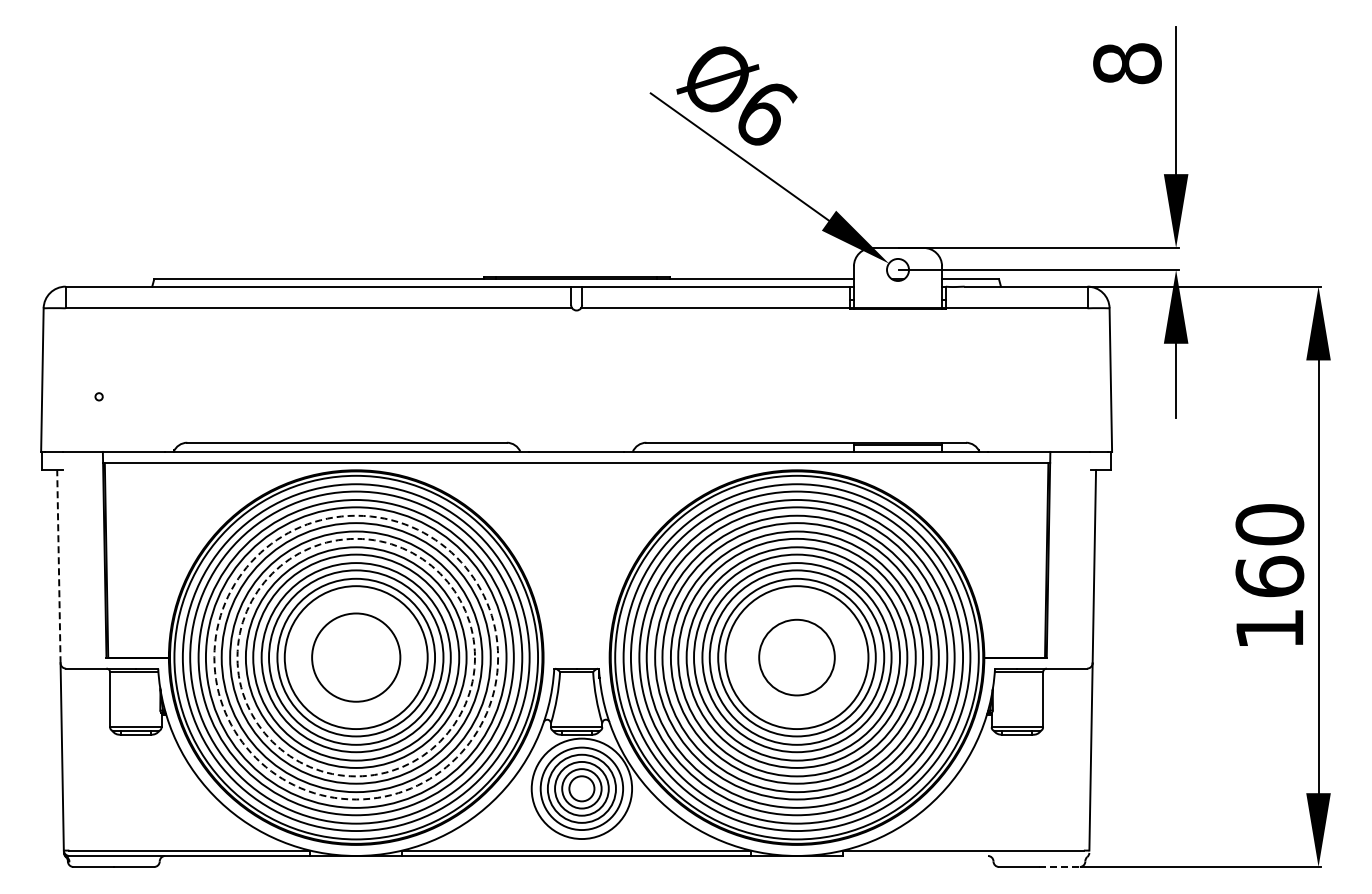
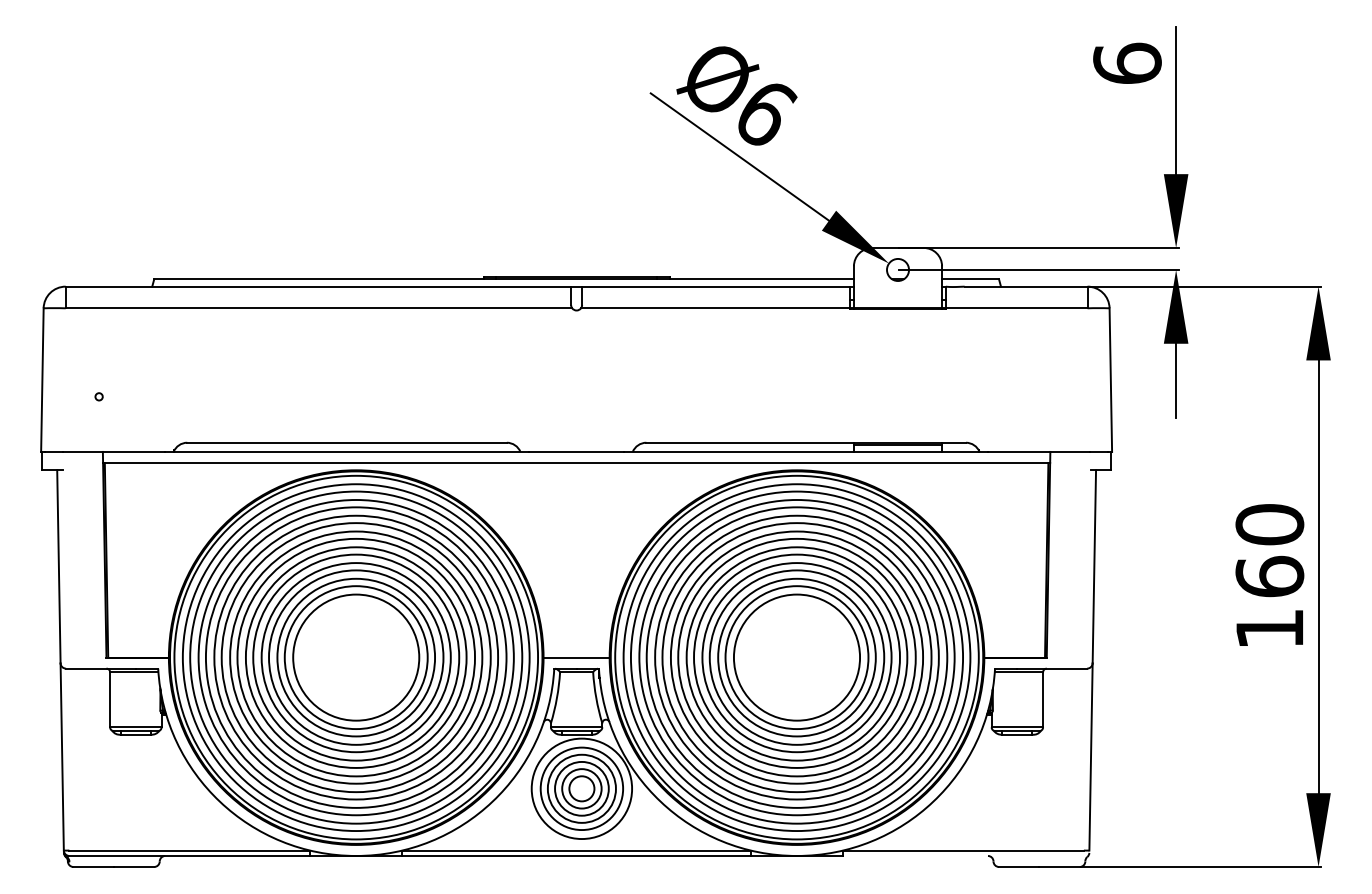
text: 8 -> 6 (1127, 63)
line: dashed -> solid (58, 566)
circle diameter: 88 px -> 126 px (356, 657)
circle: dashed -> solid (356, 657)
circle: dashed -> solid (356, 657)
line: none -> present (576, 657)
circle diameter: 76 px -> 126 px (796, 657)
line: dashed -> solid (1060, 866)
